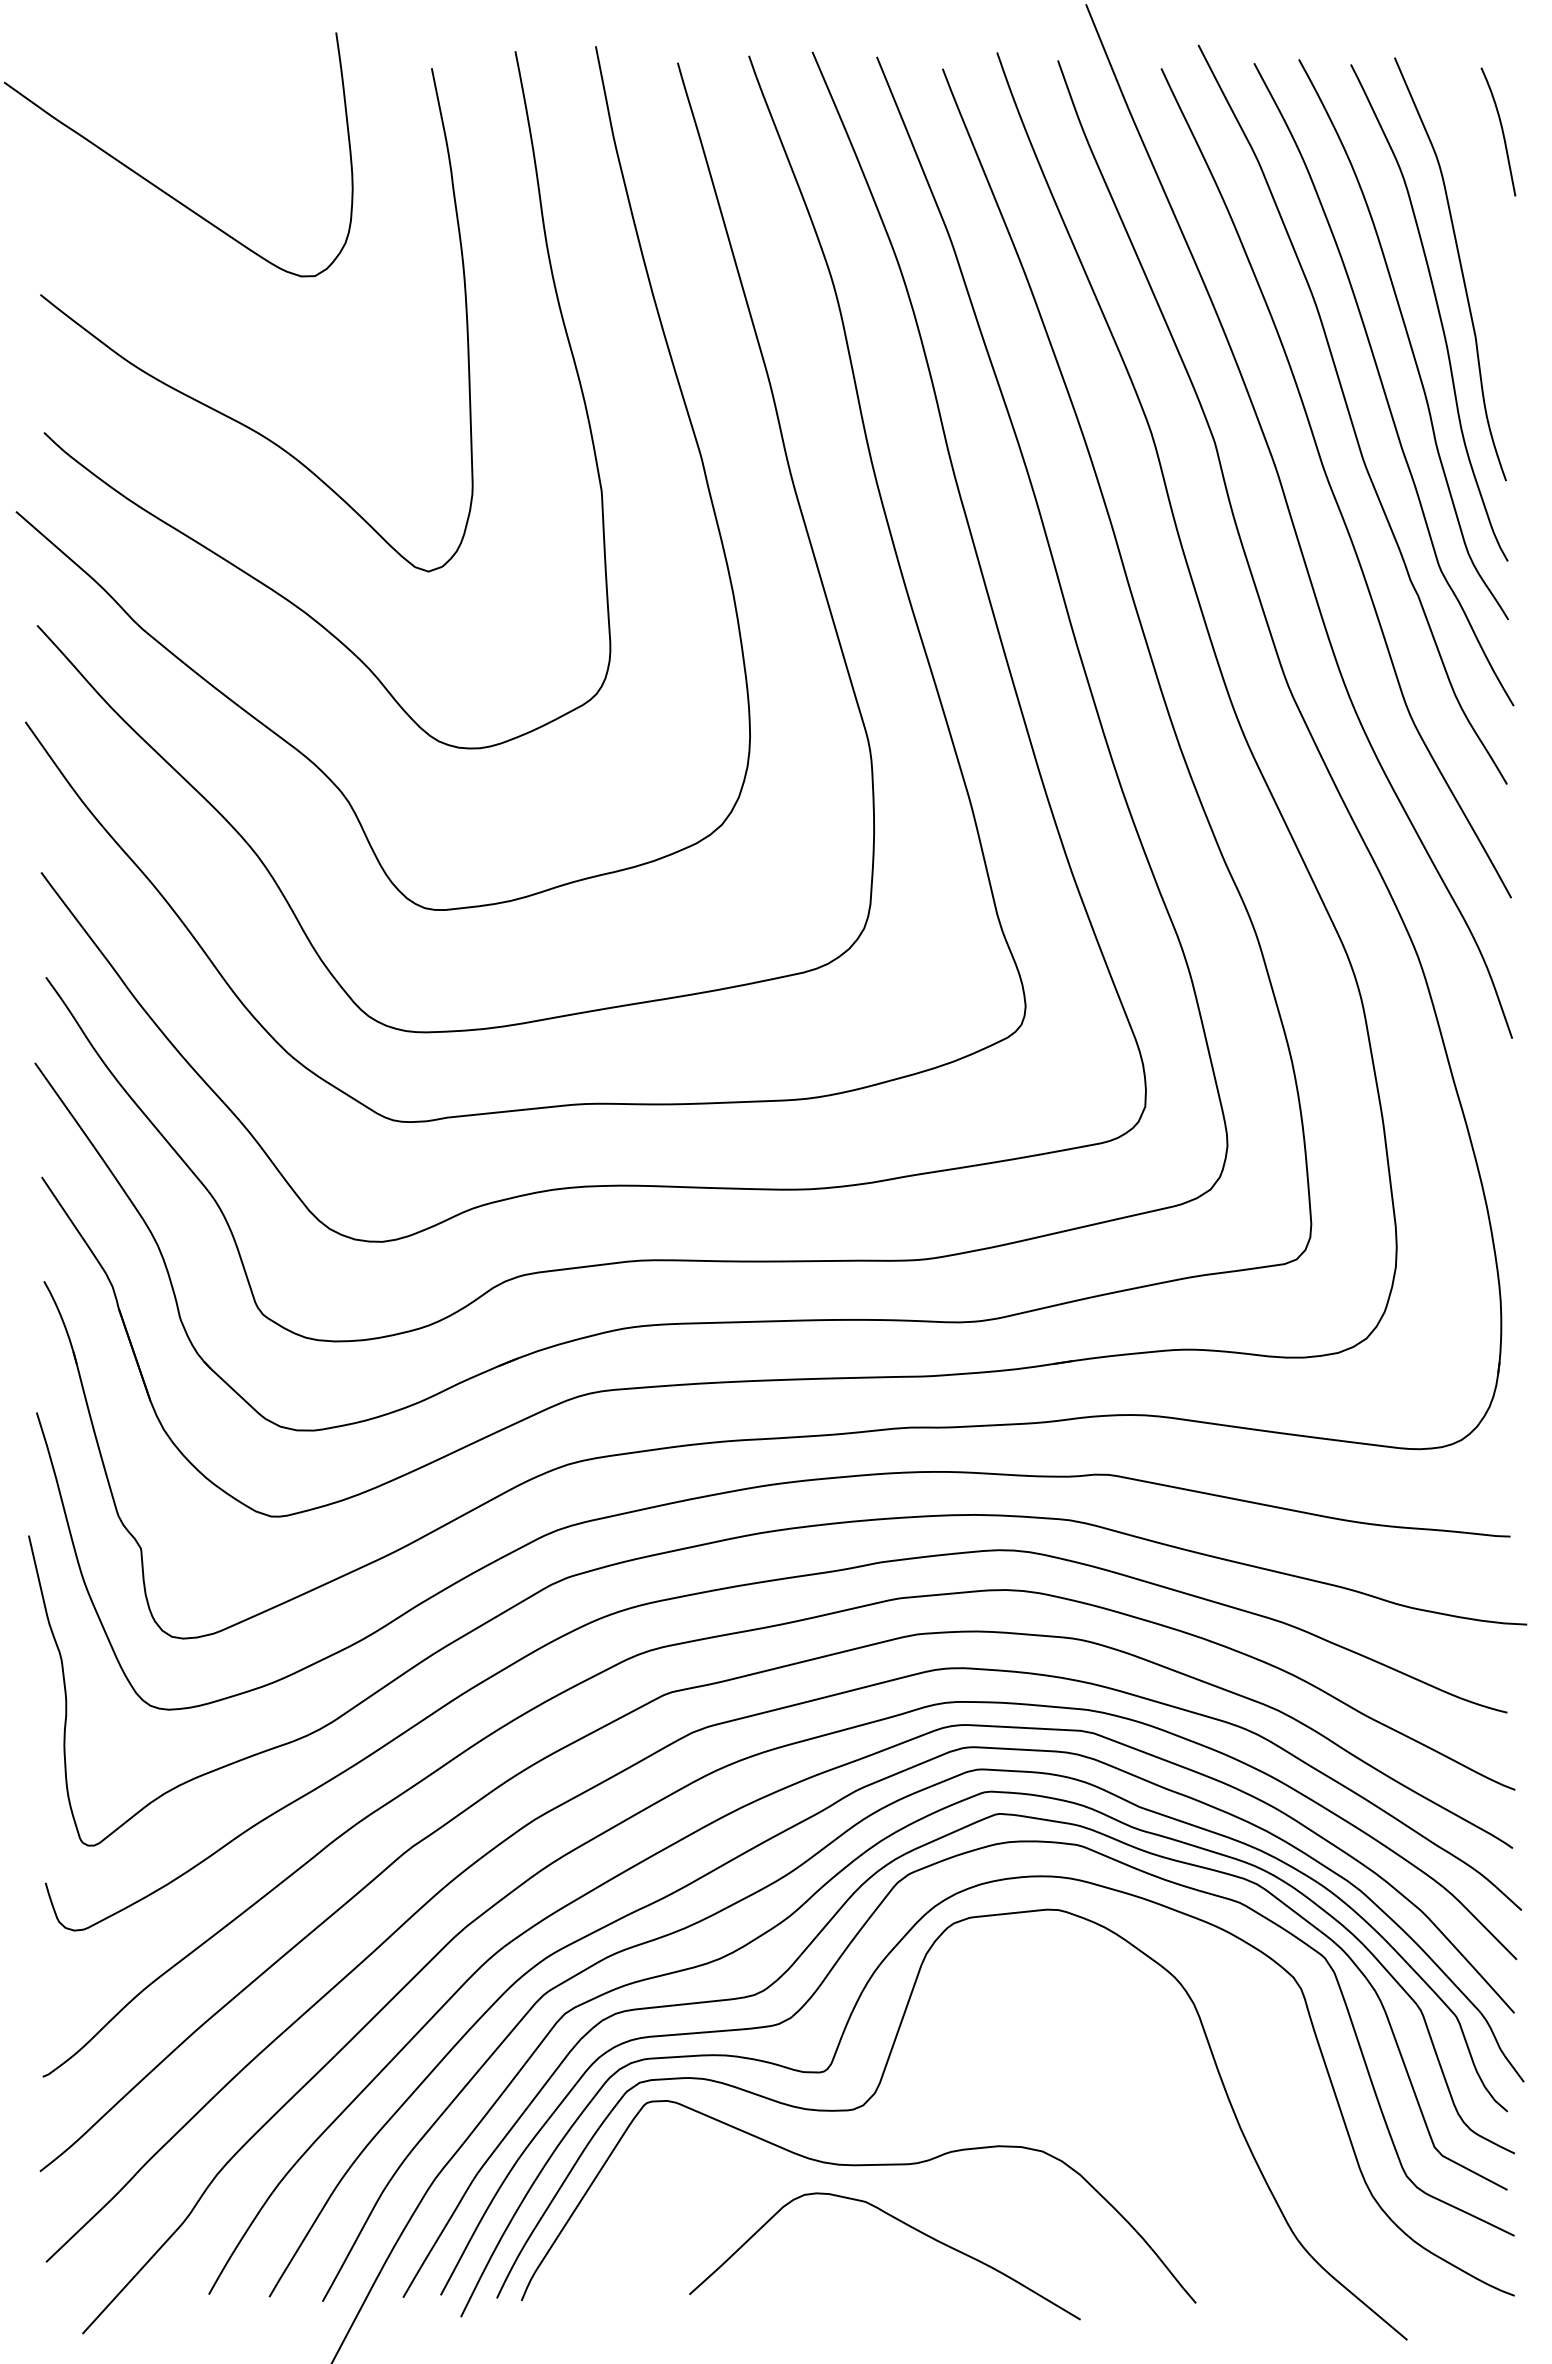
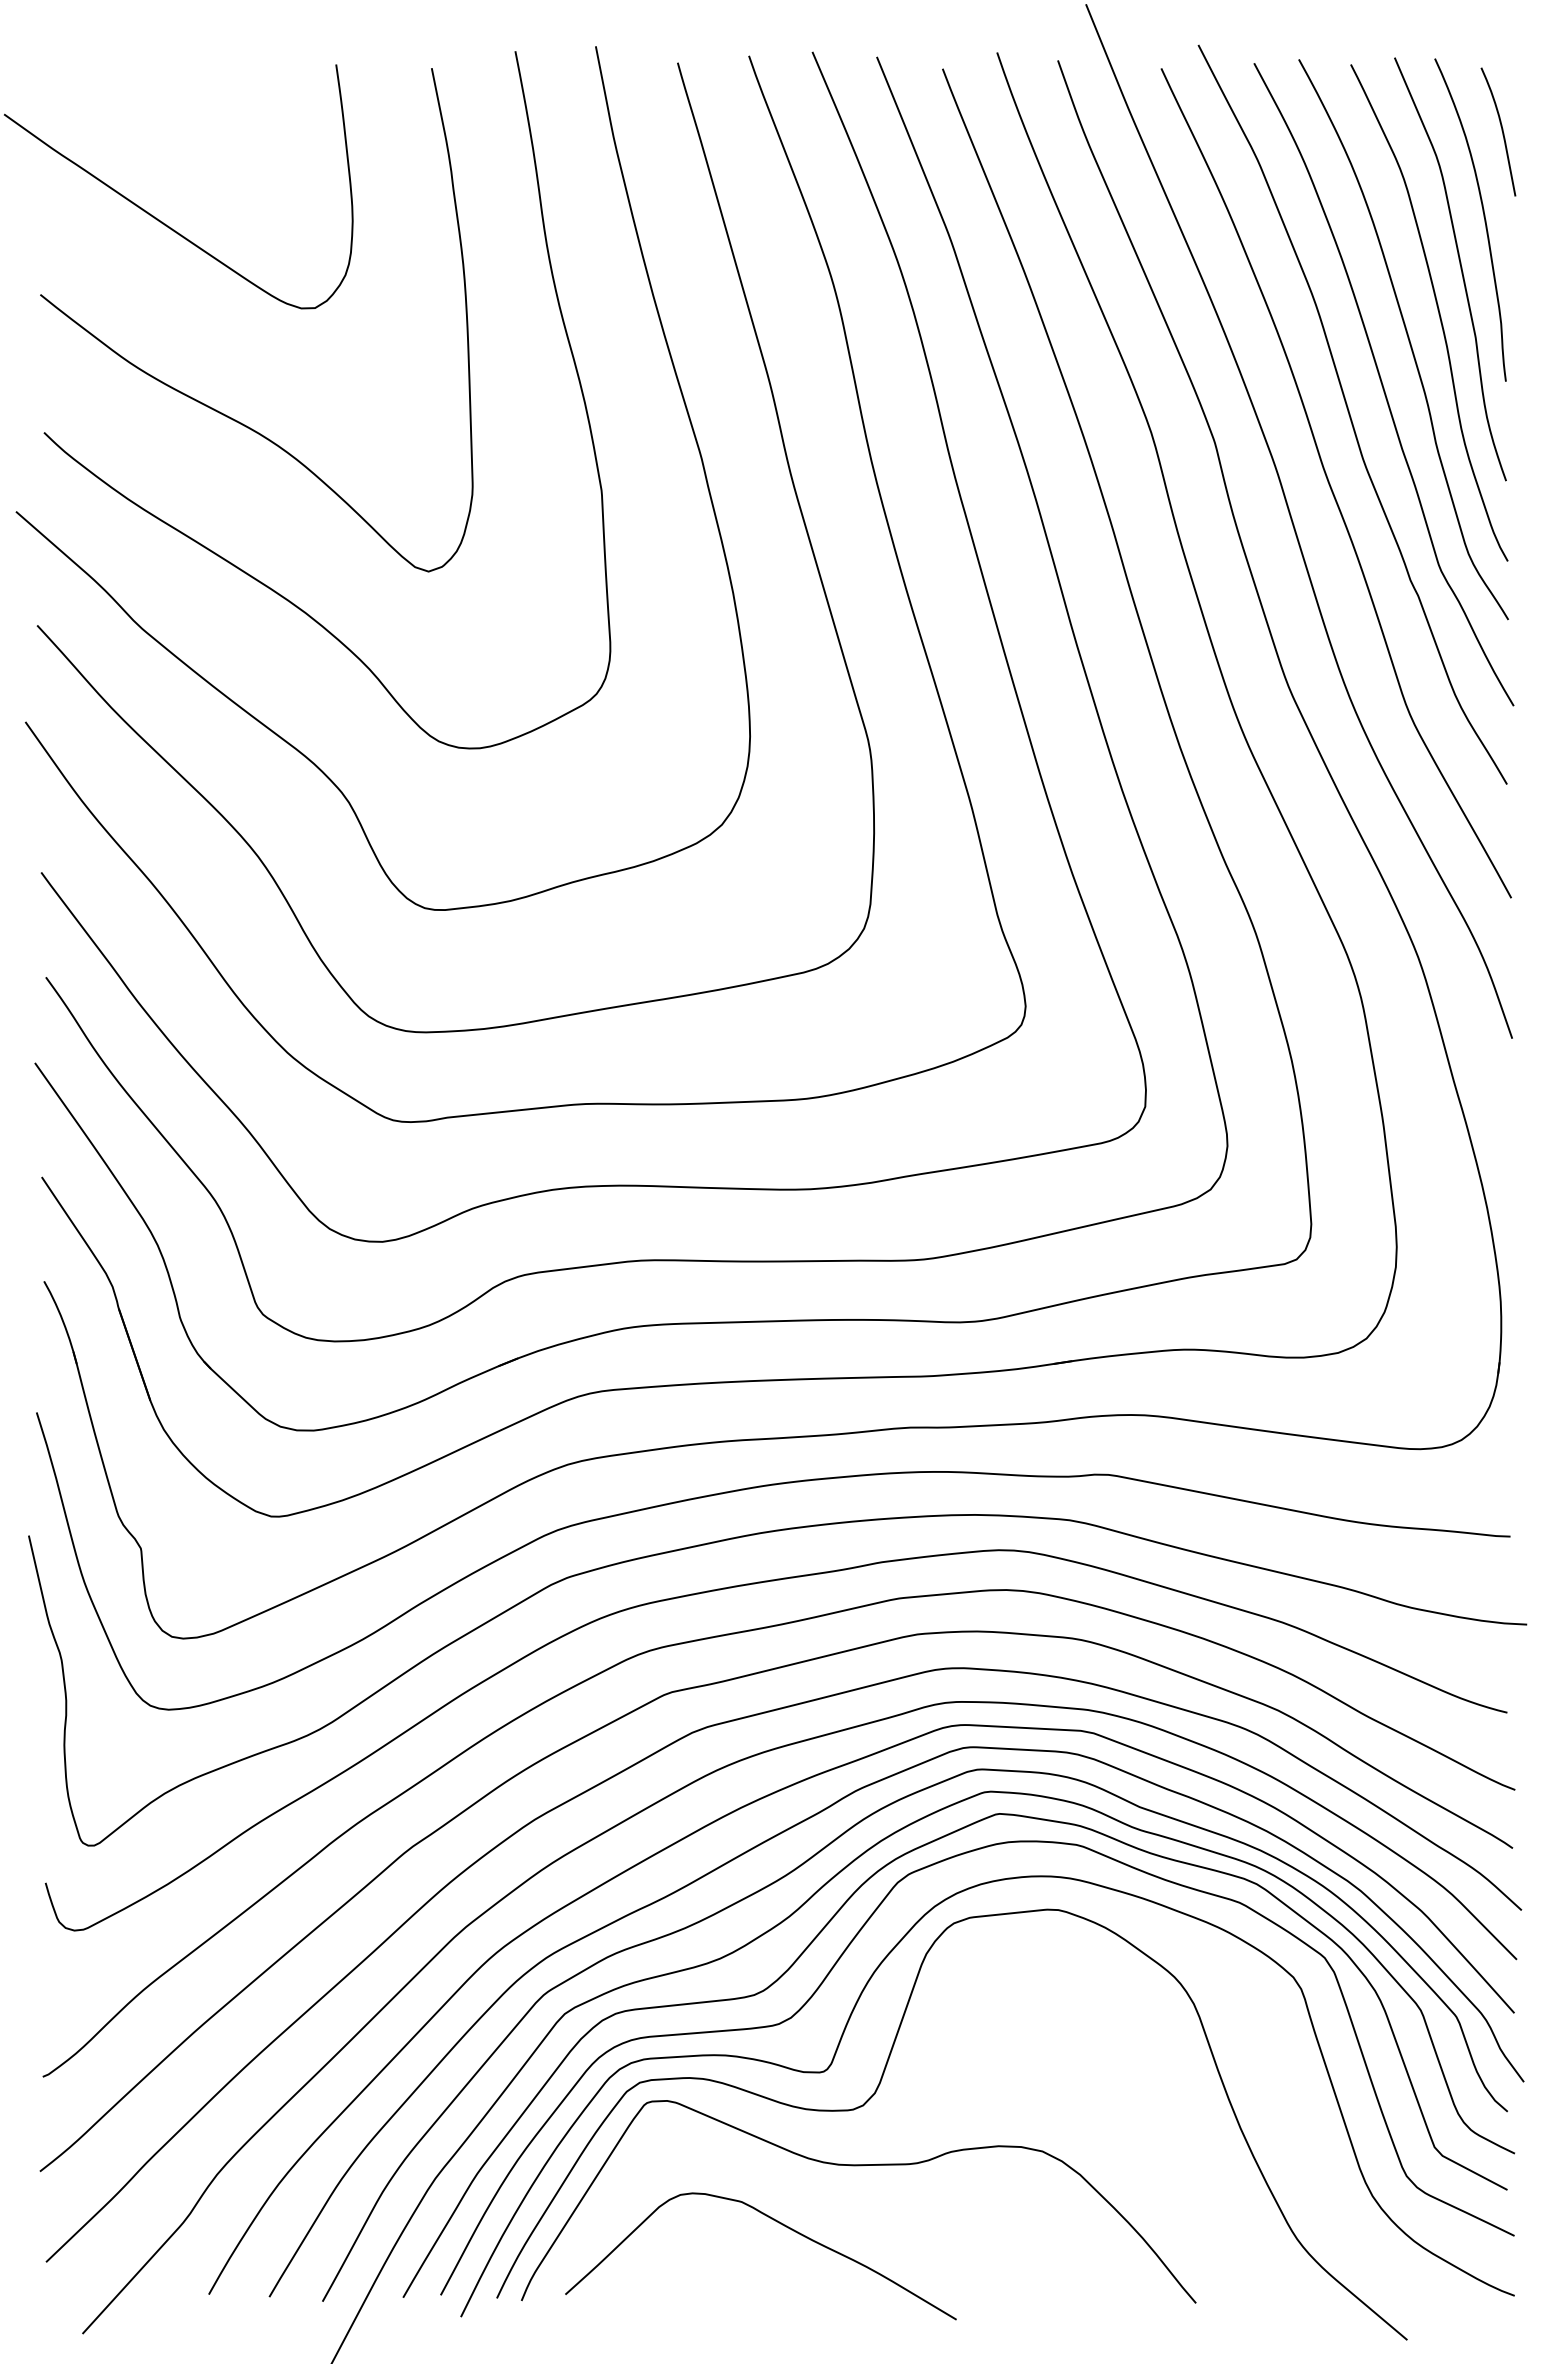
curve position: (156, 185) -> (156, 217) (156, 217)
curve: none -> present (1483, 217)
curve position: (902, 2223) -> (778, 2223) (778, 2223)
